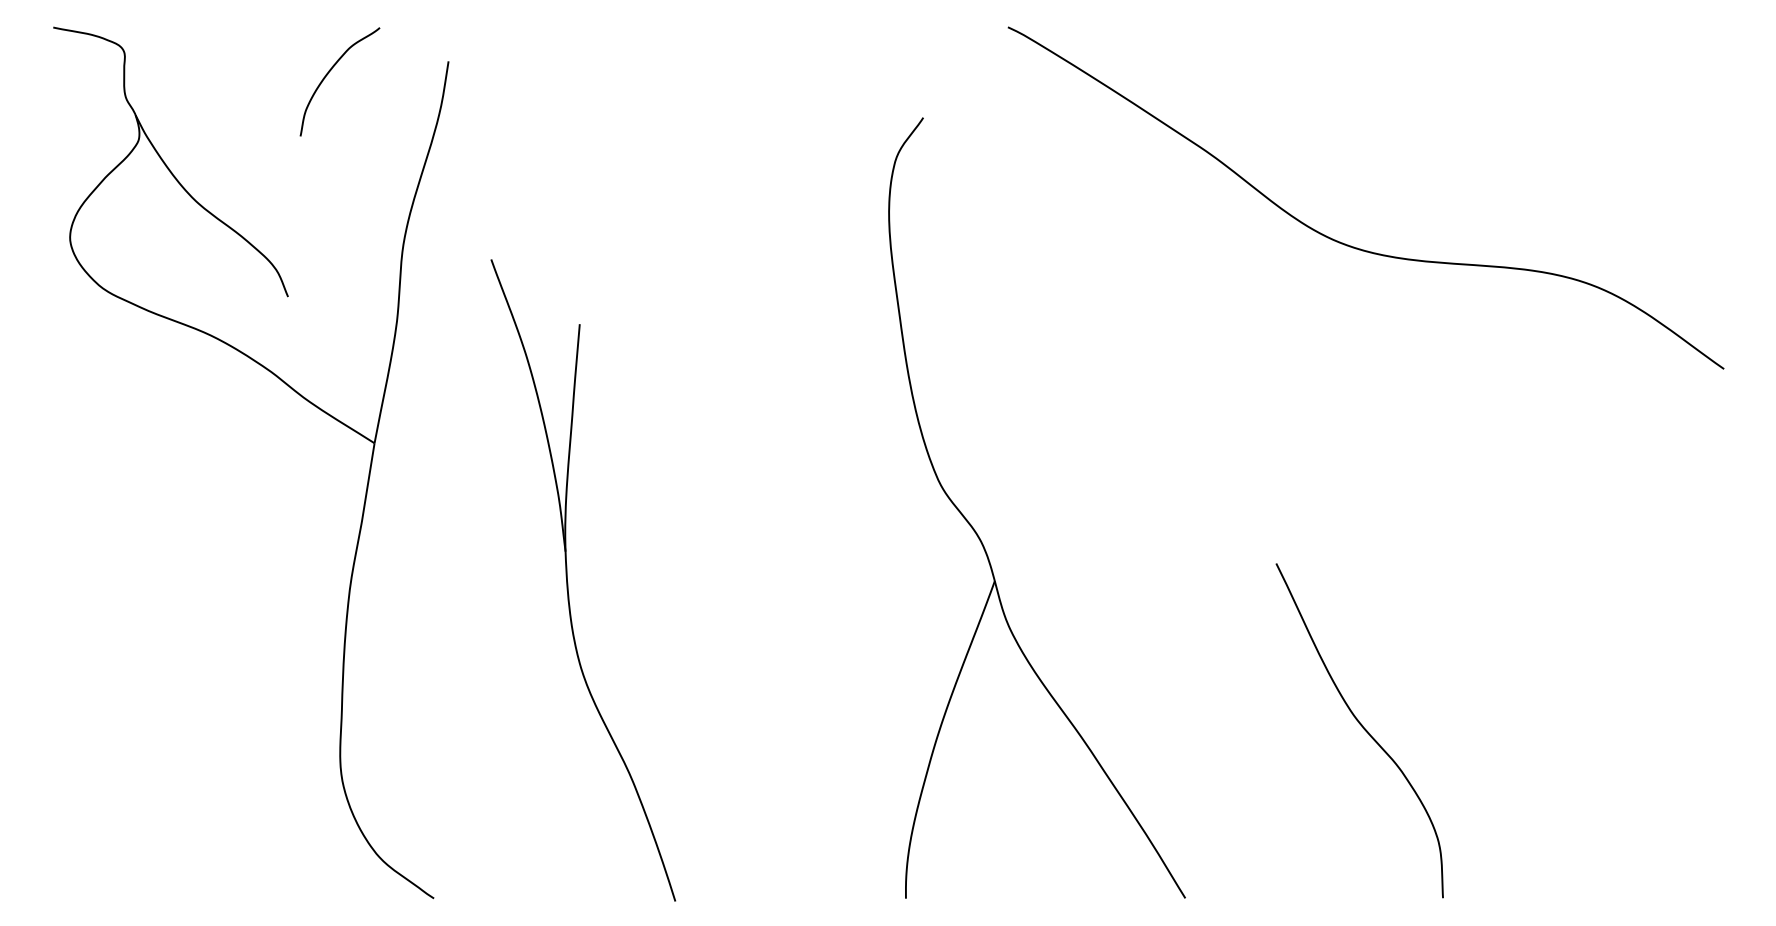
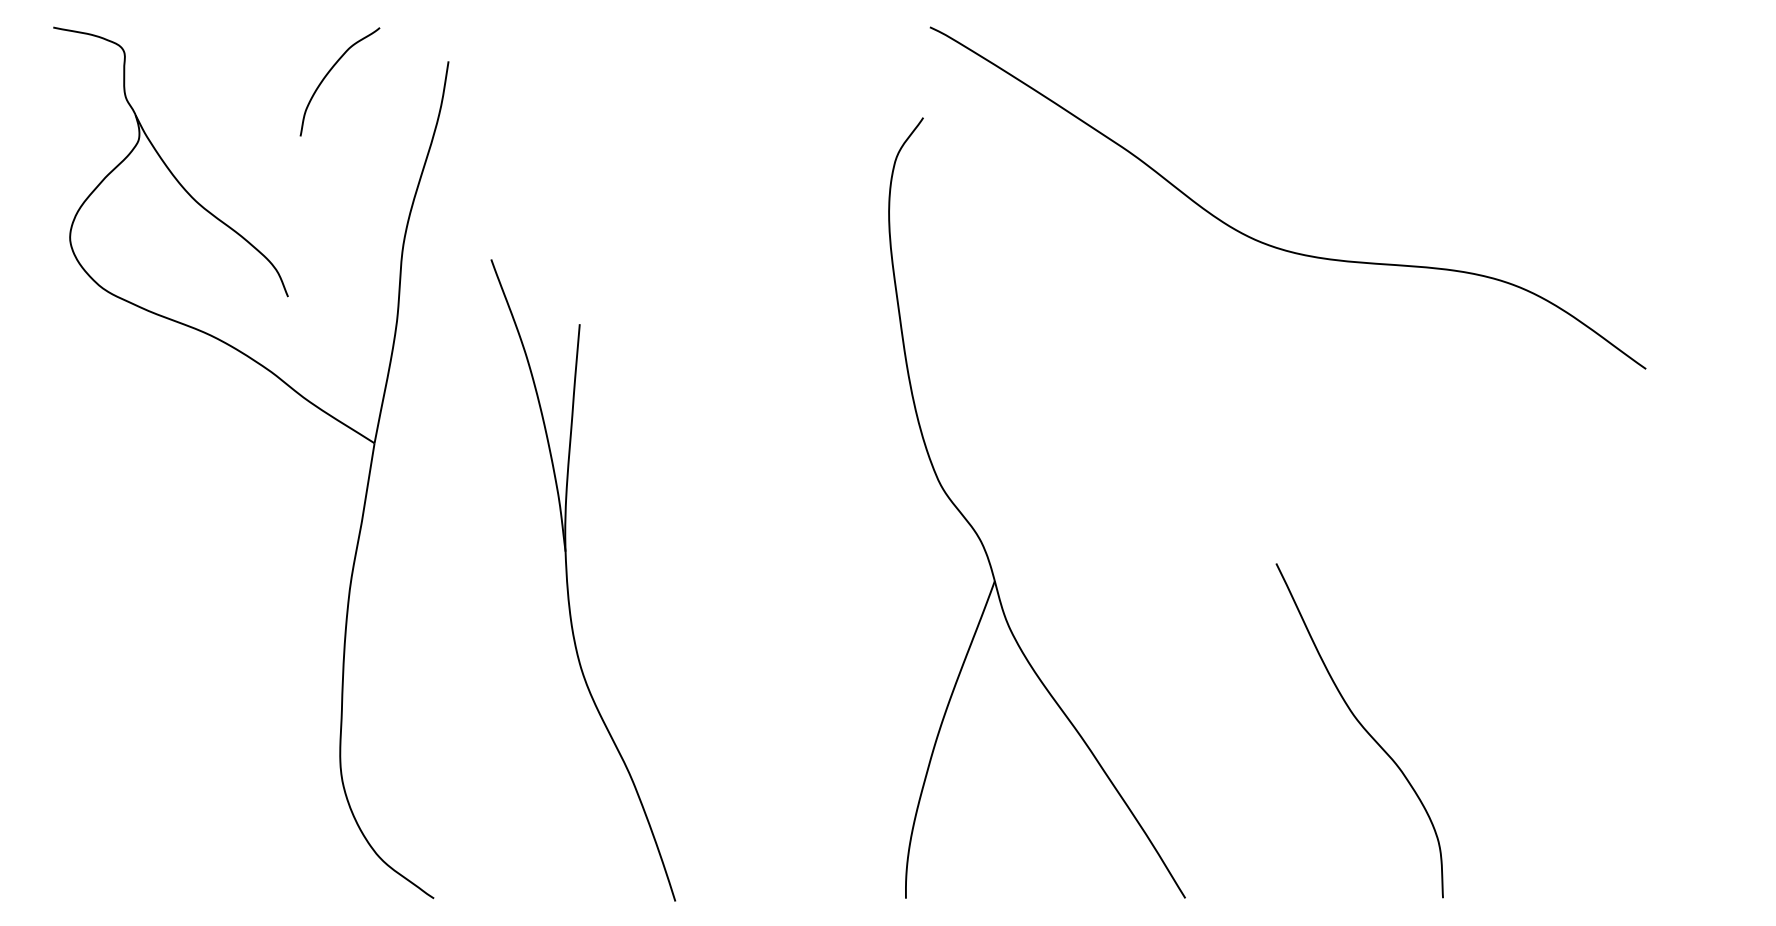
curve position: (1348, 244) -> (1270, 244) (1270, 244)
